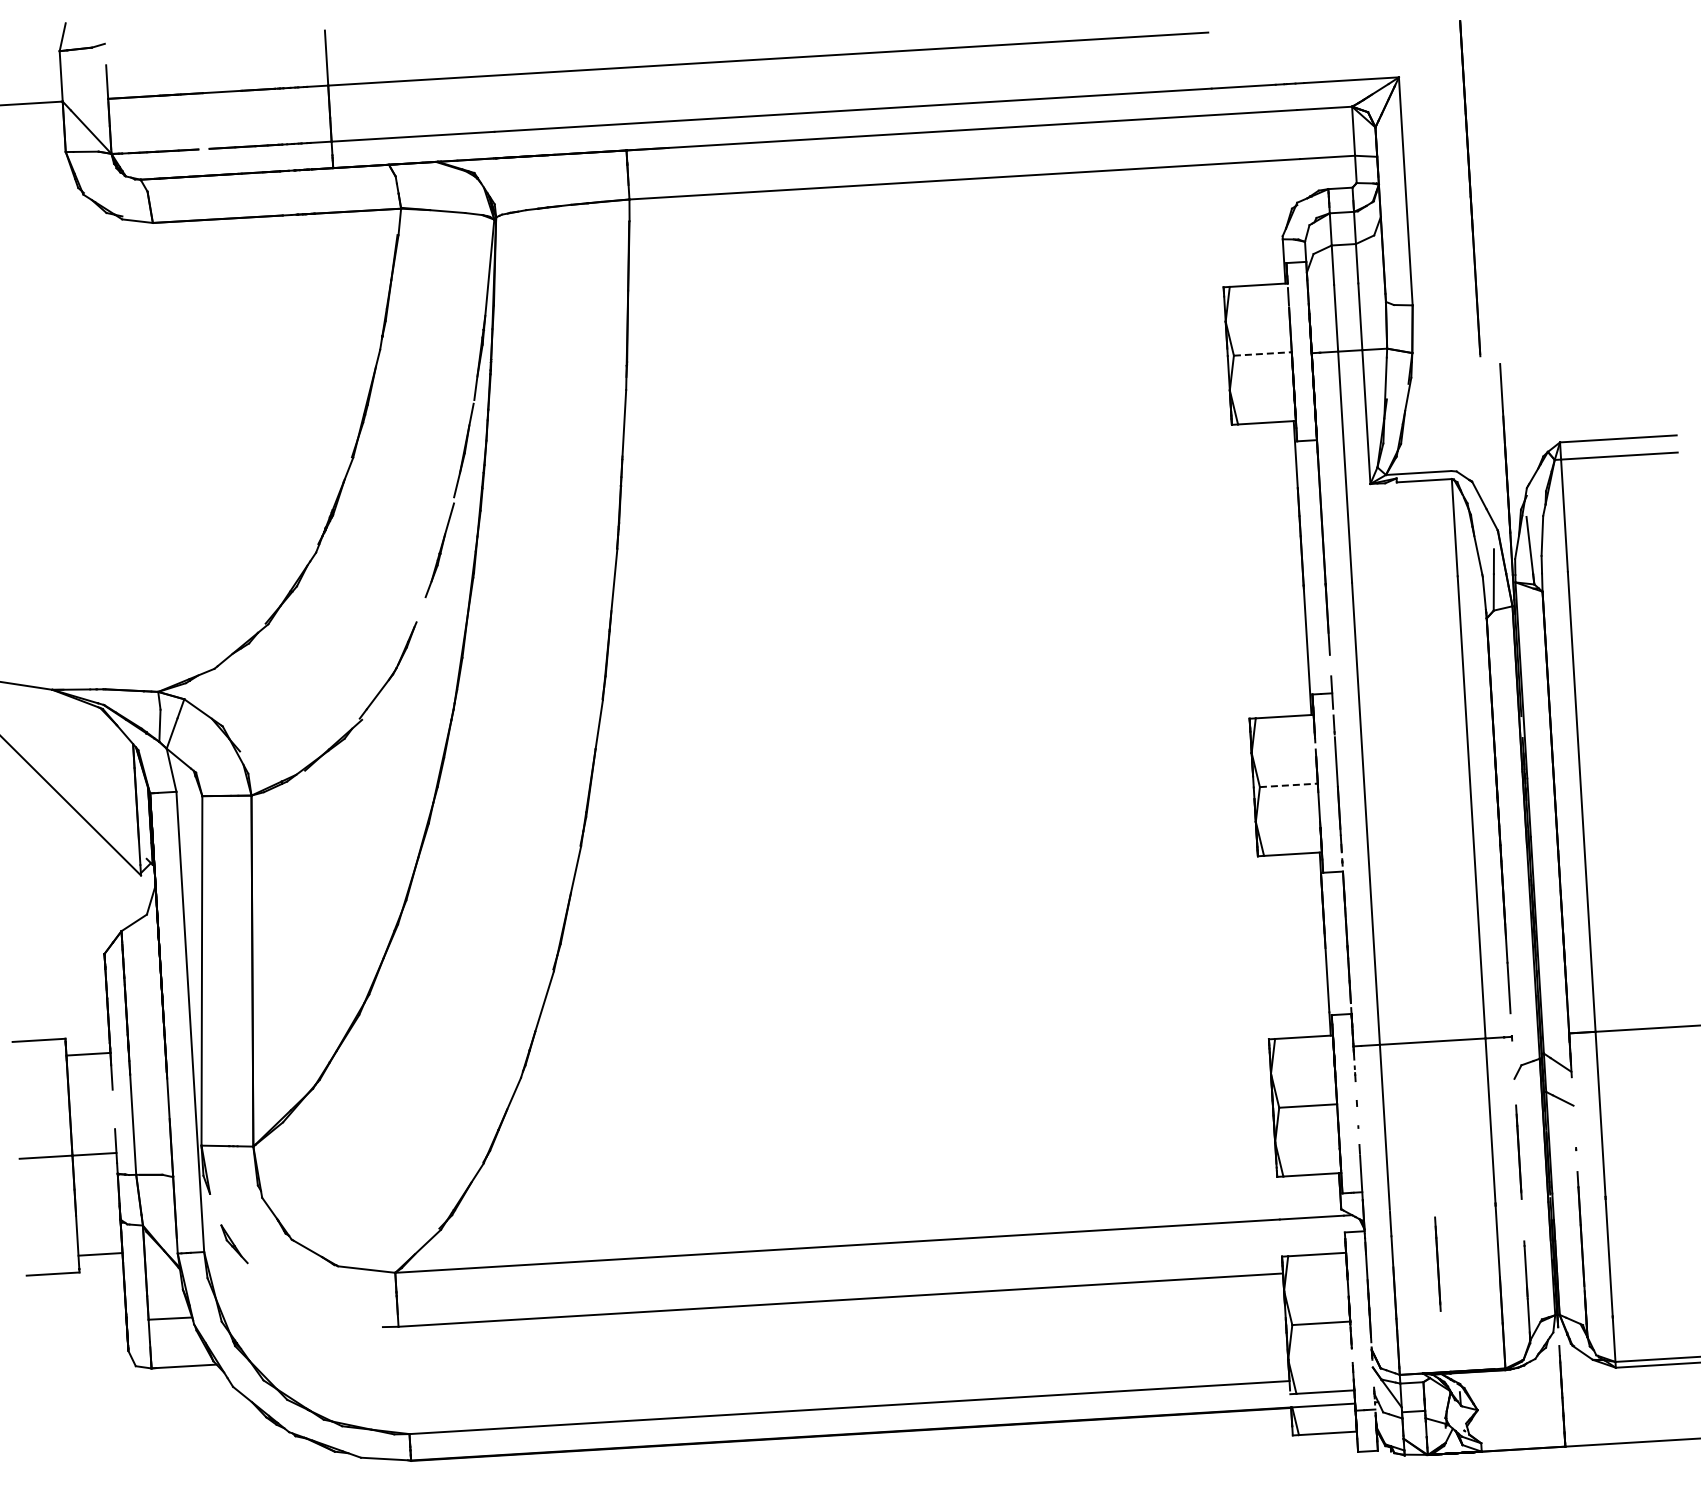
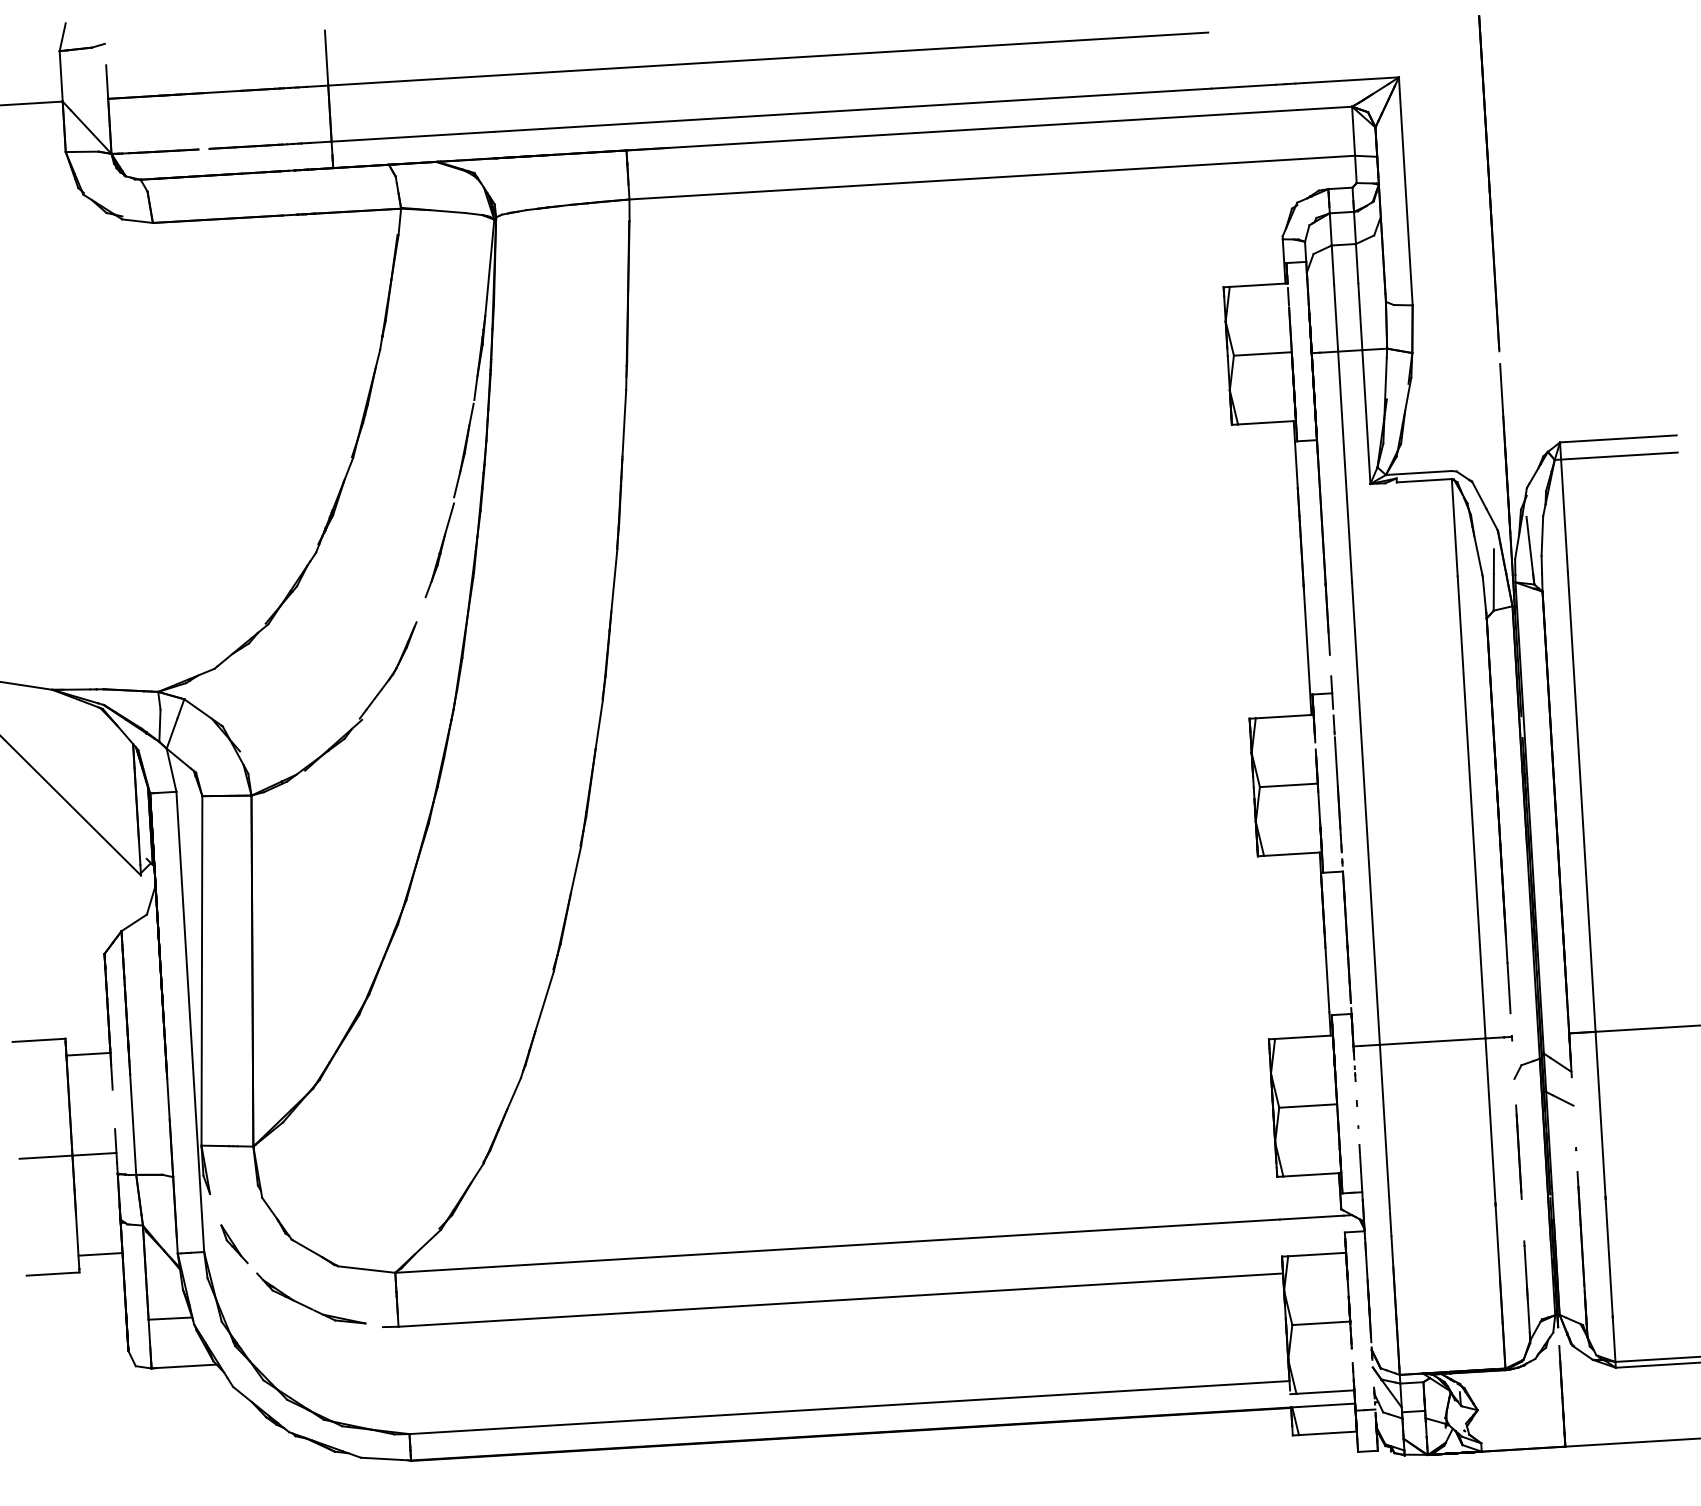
line position: (1470, 188) -> (1489, 183) (1489, 183)
line: dashed -> solid (1262, 353)
line: dashed -> solid (1289, 785)
line: present -> none (1437, 1263)
part: none -> present (308, 1306)
